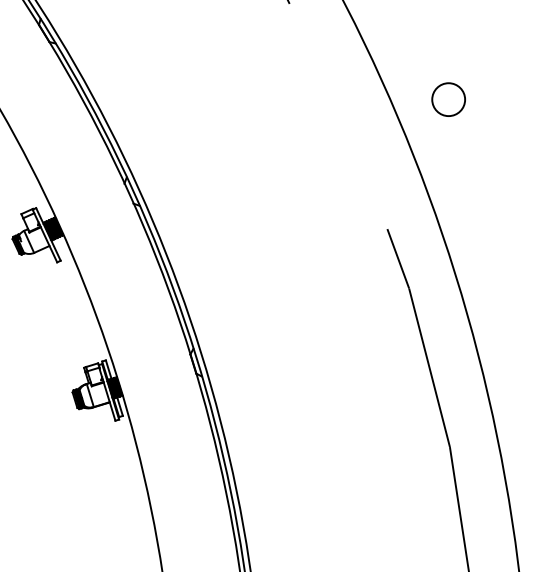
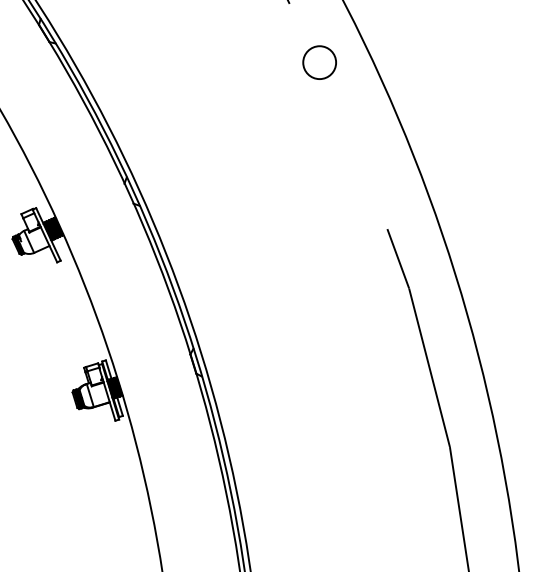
circle position: (448, 99) -> (319, 62) (319, 62)
